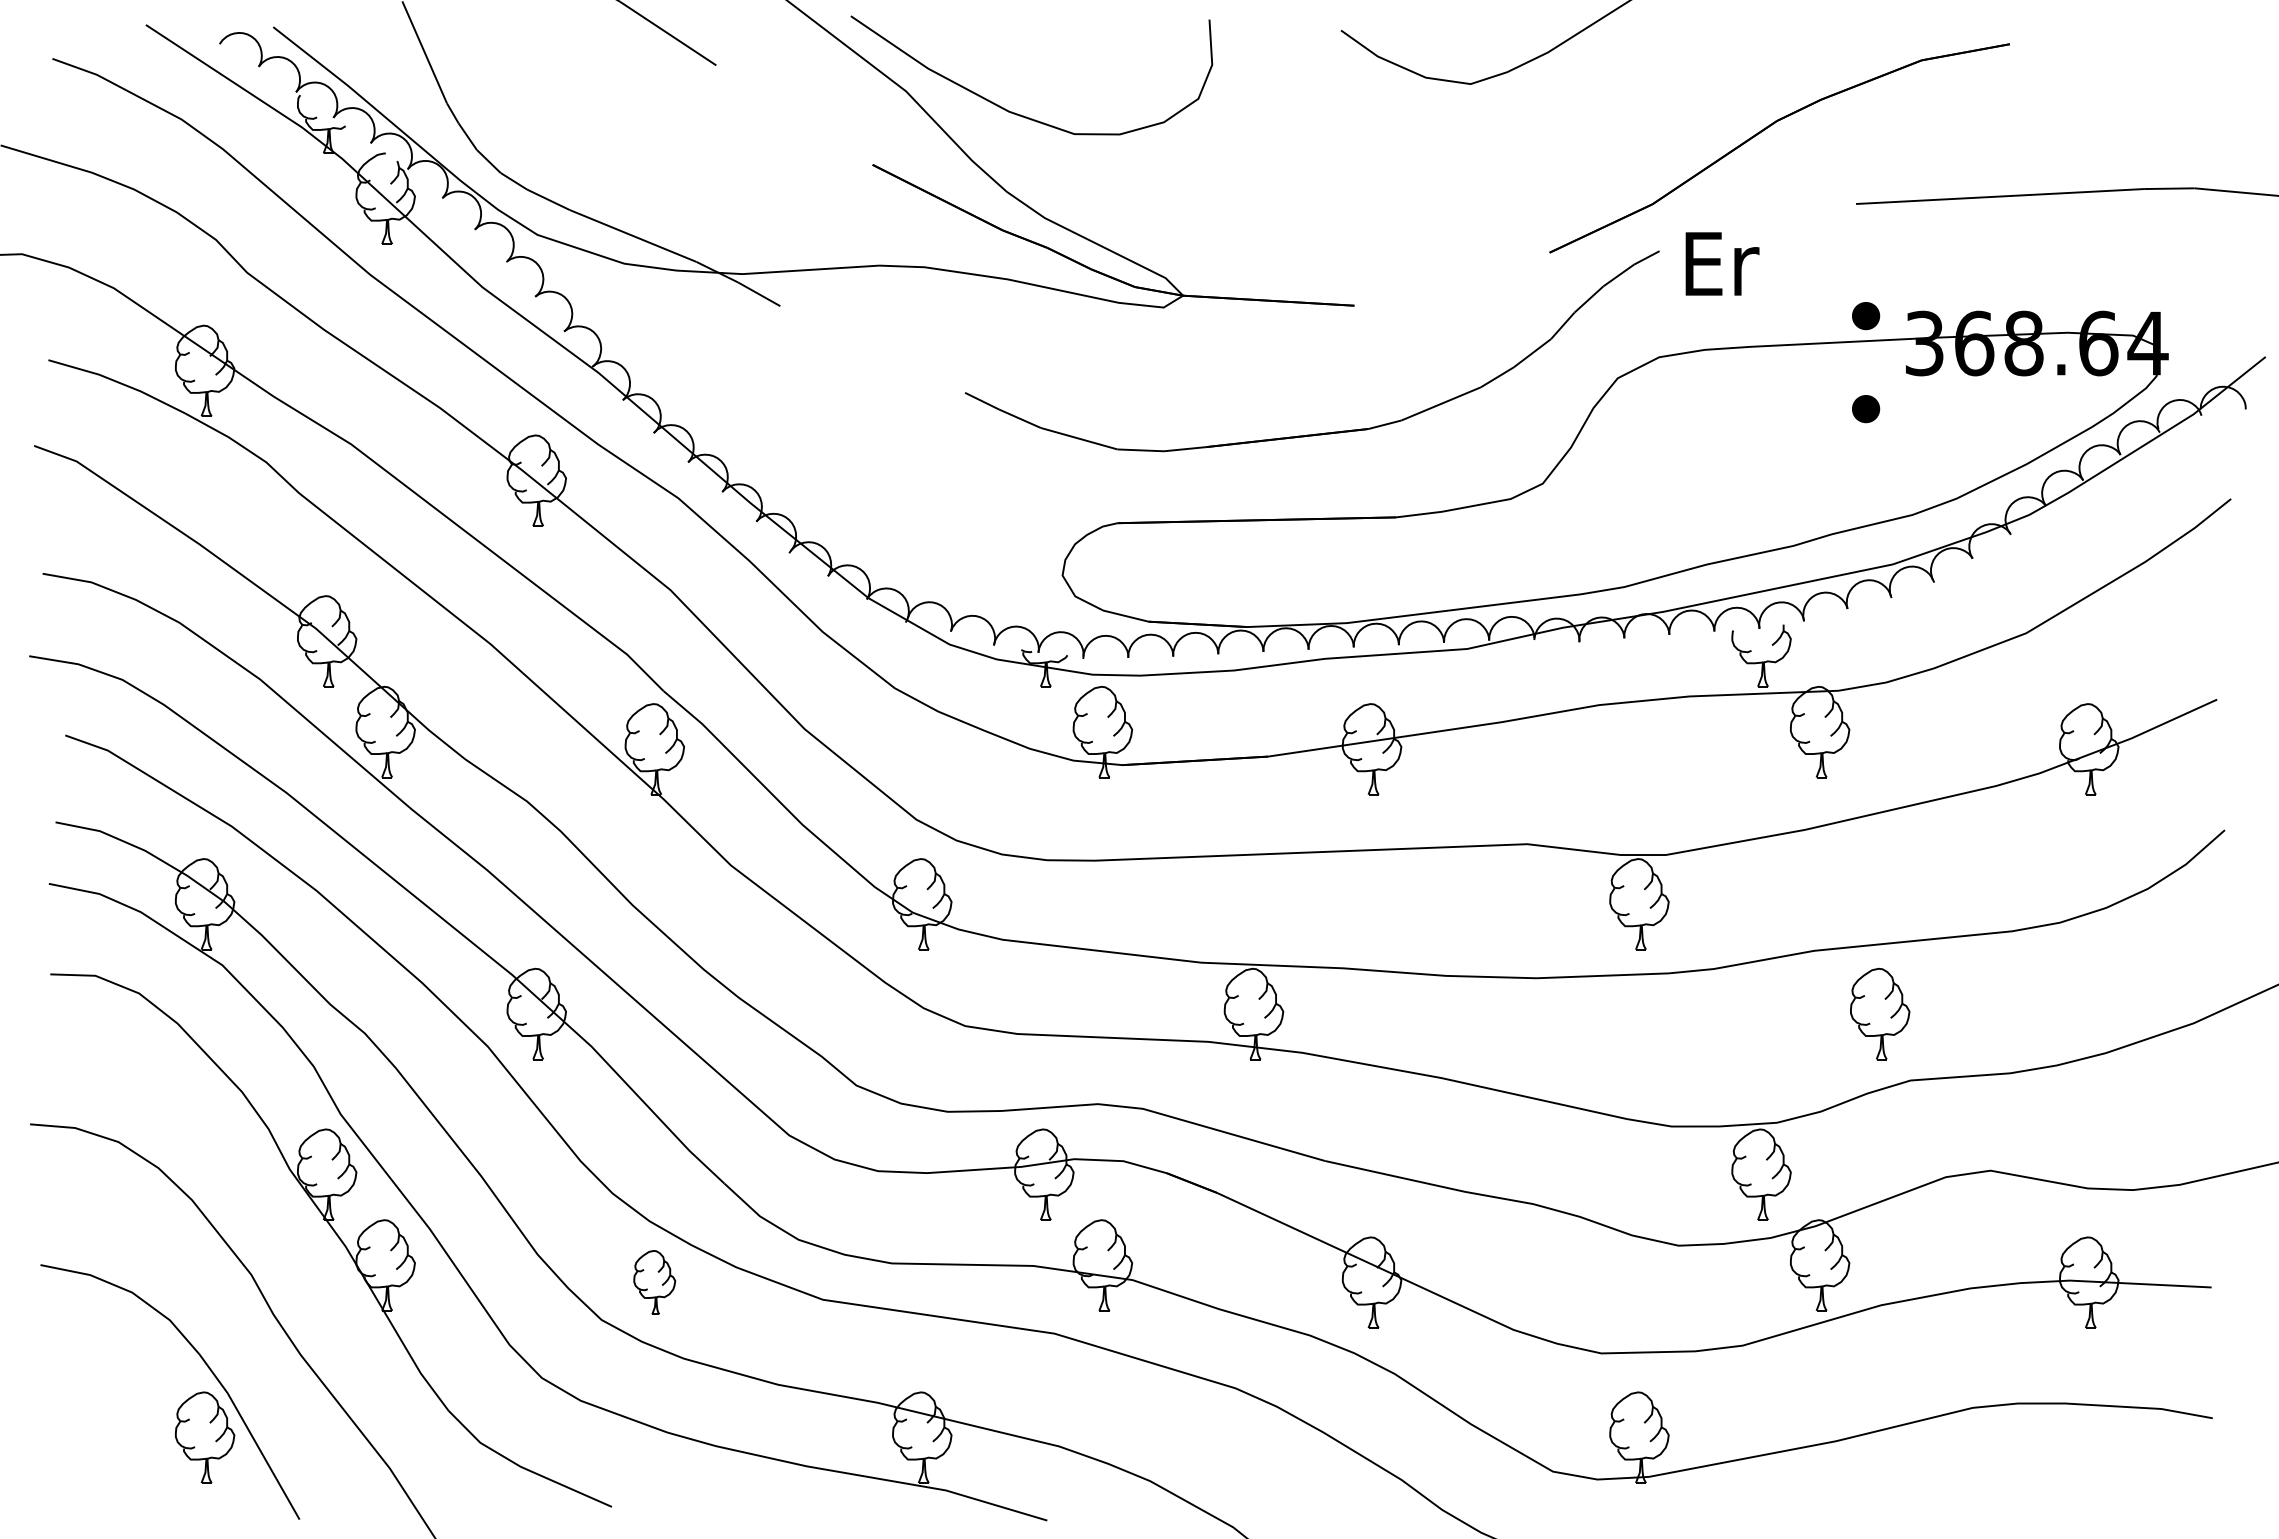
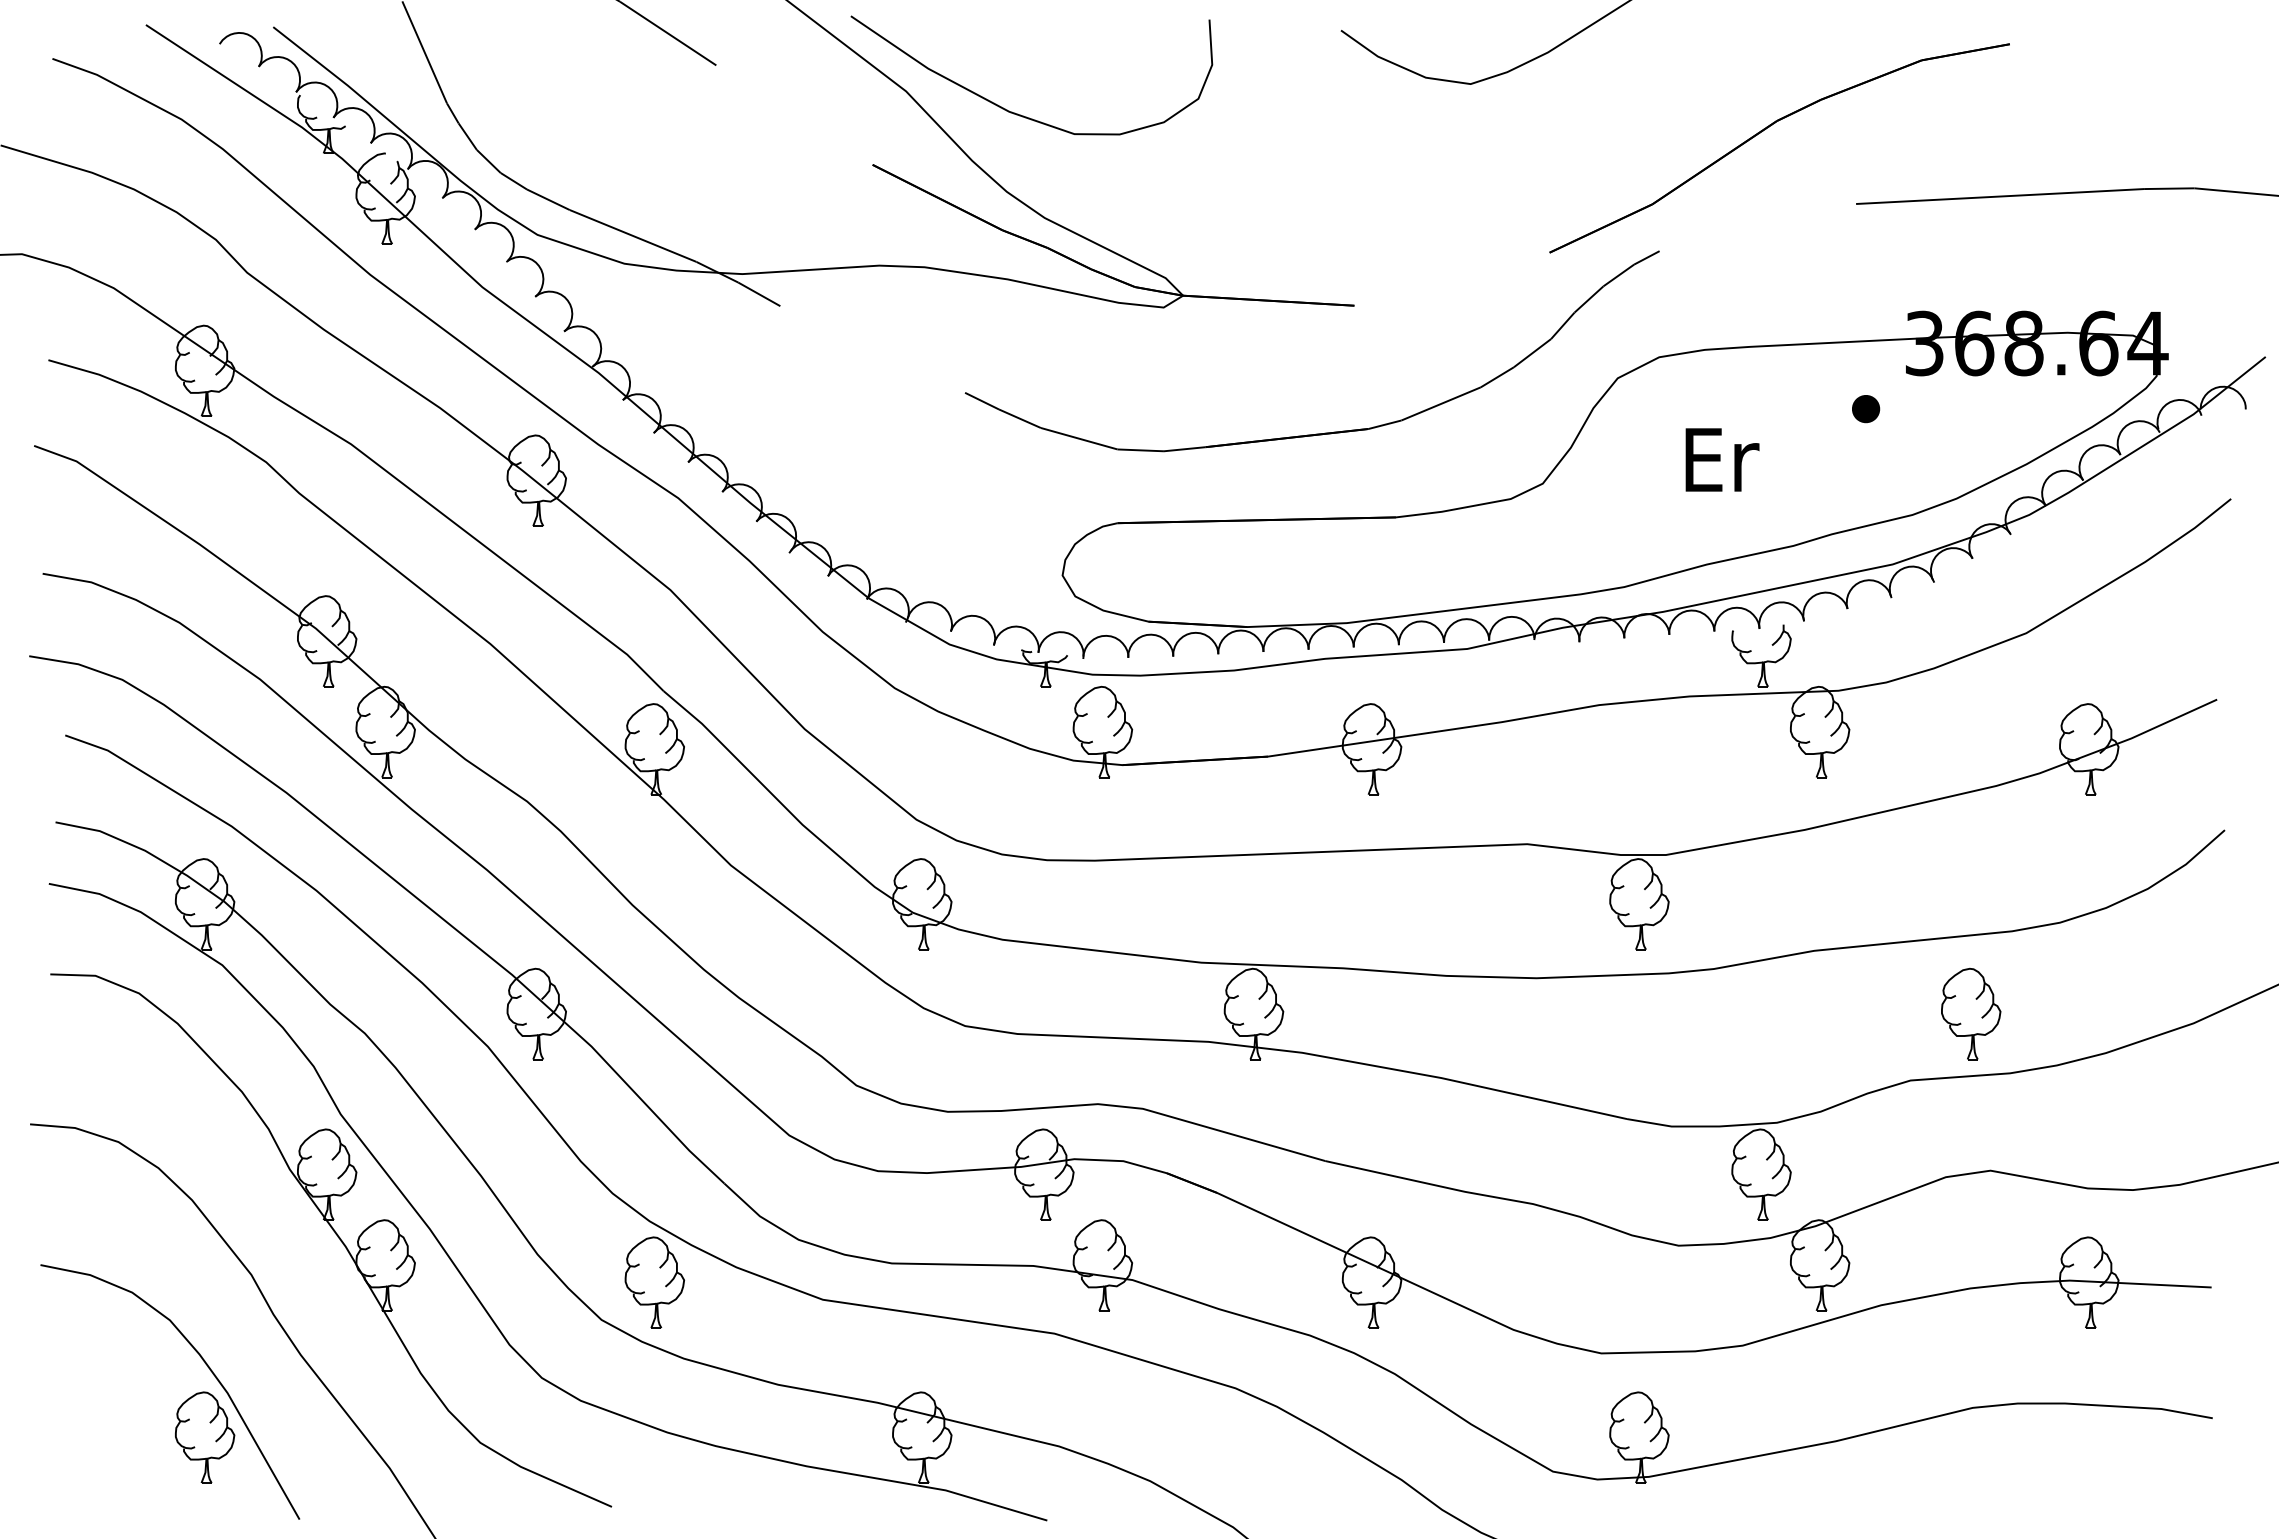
text position: (1722, 263) -> (1722, 459) (1722, 459)
part: present -> none (1866, 316)
part position: (1880, 1013) -> (1971, 1013) (1971, 1013)
part size: 44x65 px -> 61x93 px (654, 1282)
